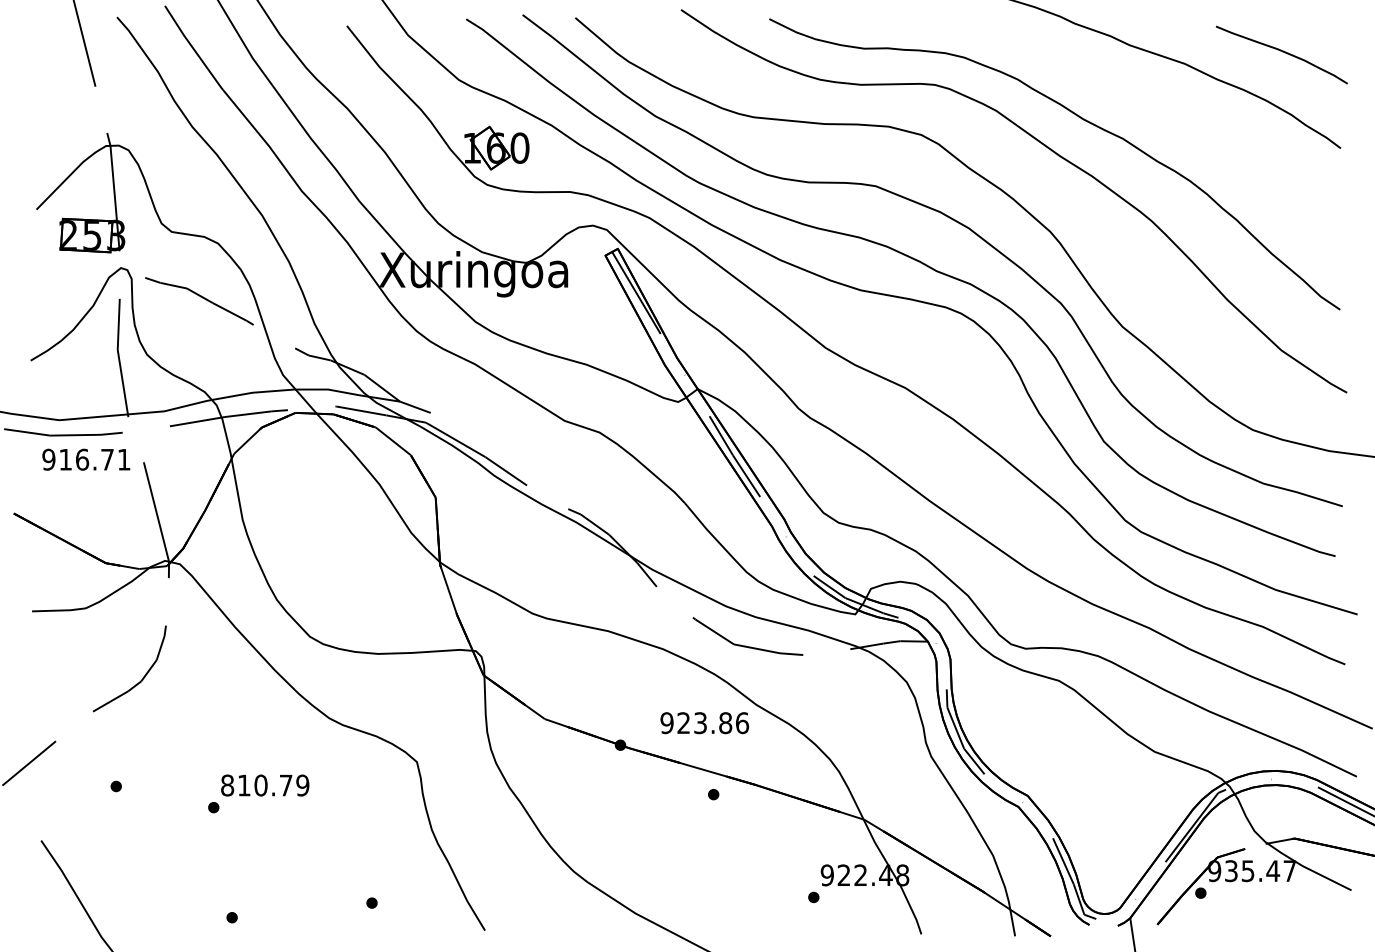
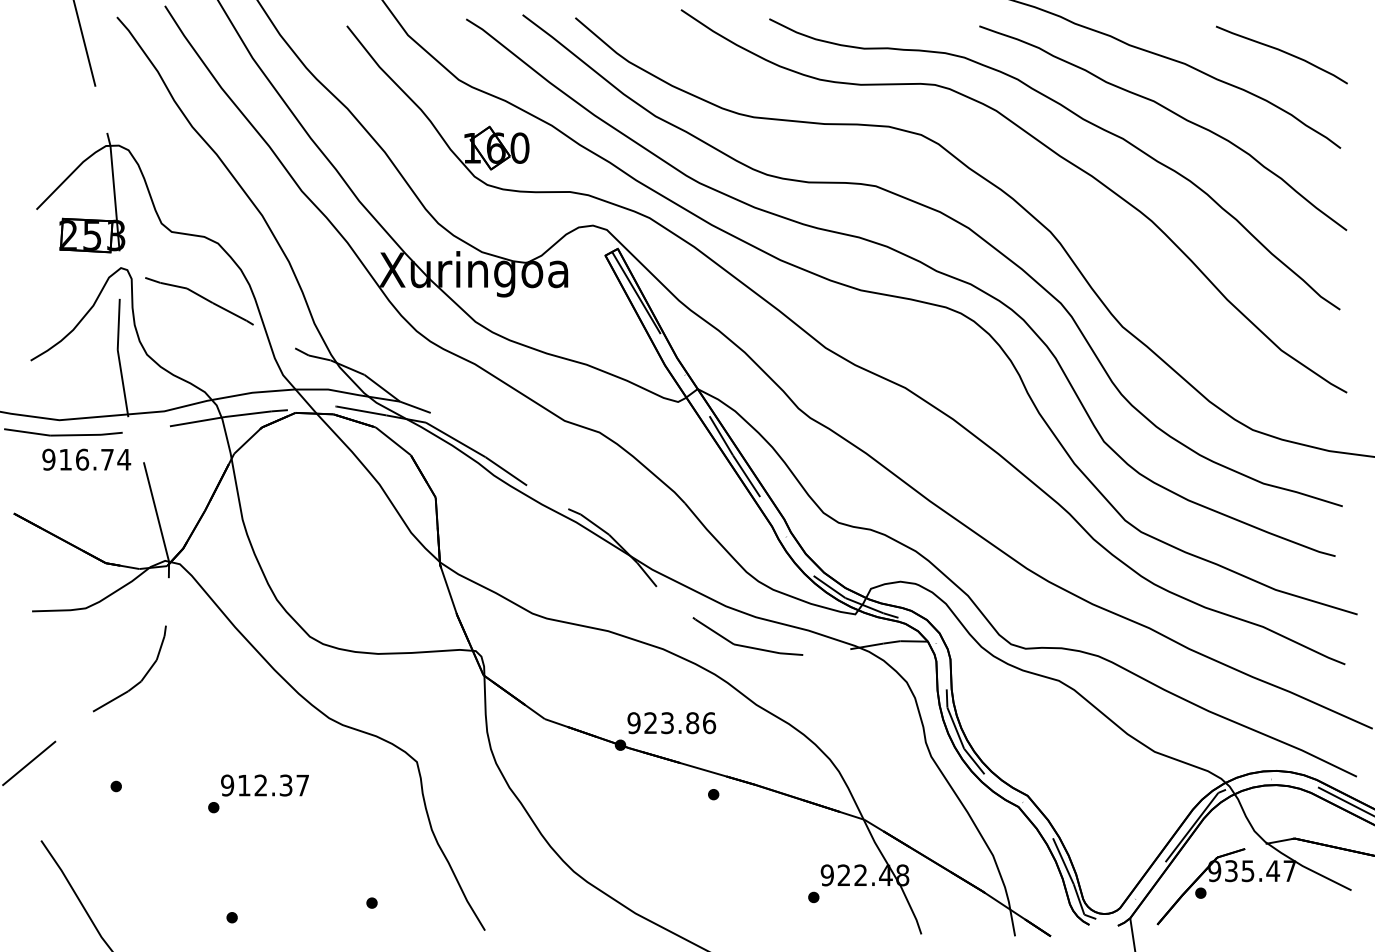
curve: none -> present (1172, 113)
text: 916.71 -> 916.74 (124, 459)
text position: (704, 723) -> (671, 723) (671, 723)
text: 810.79 -> 912.37 (265, 785)
